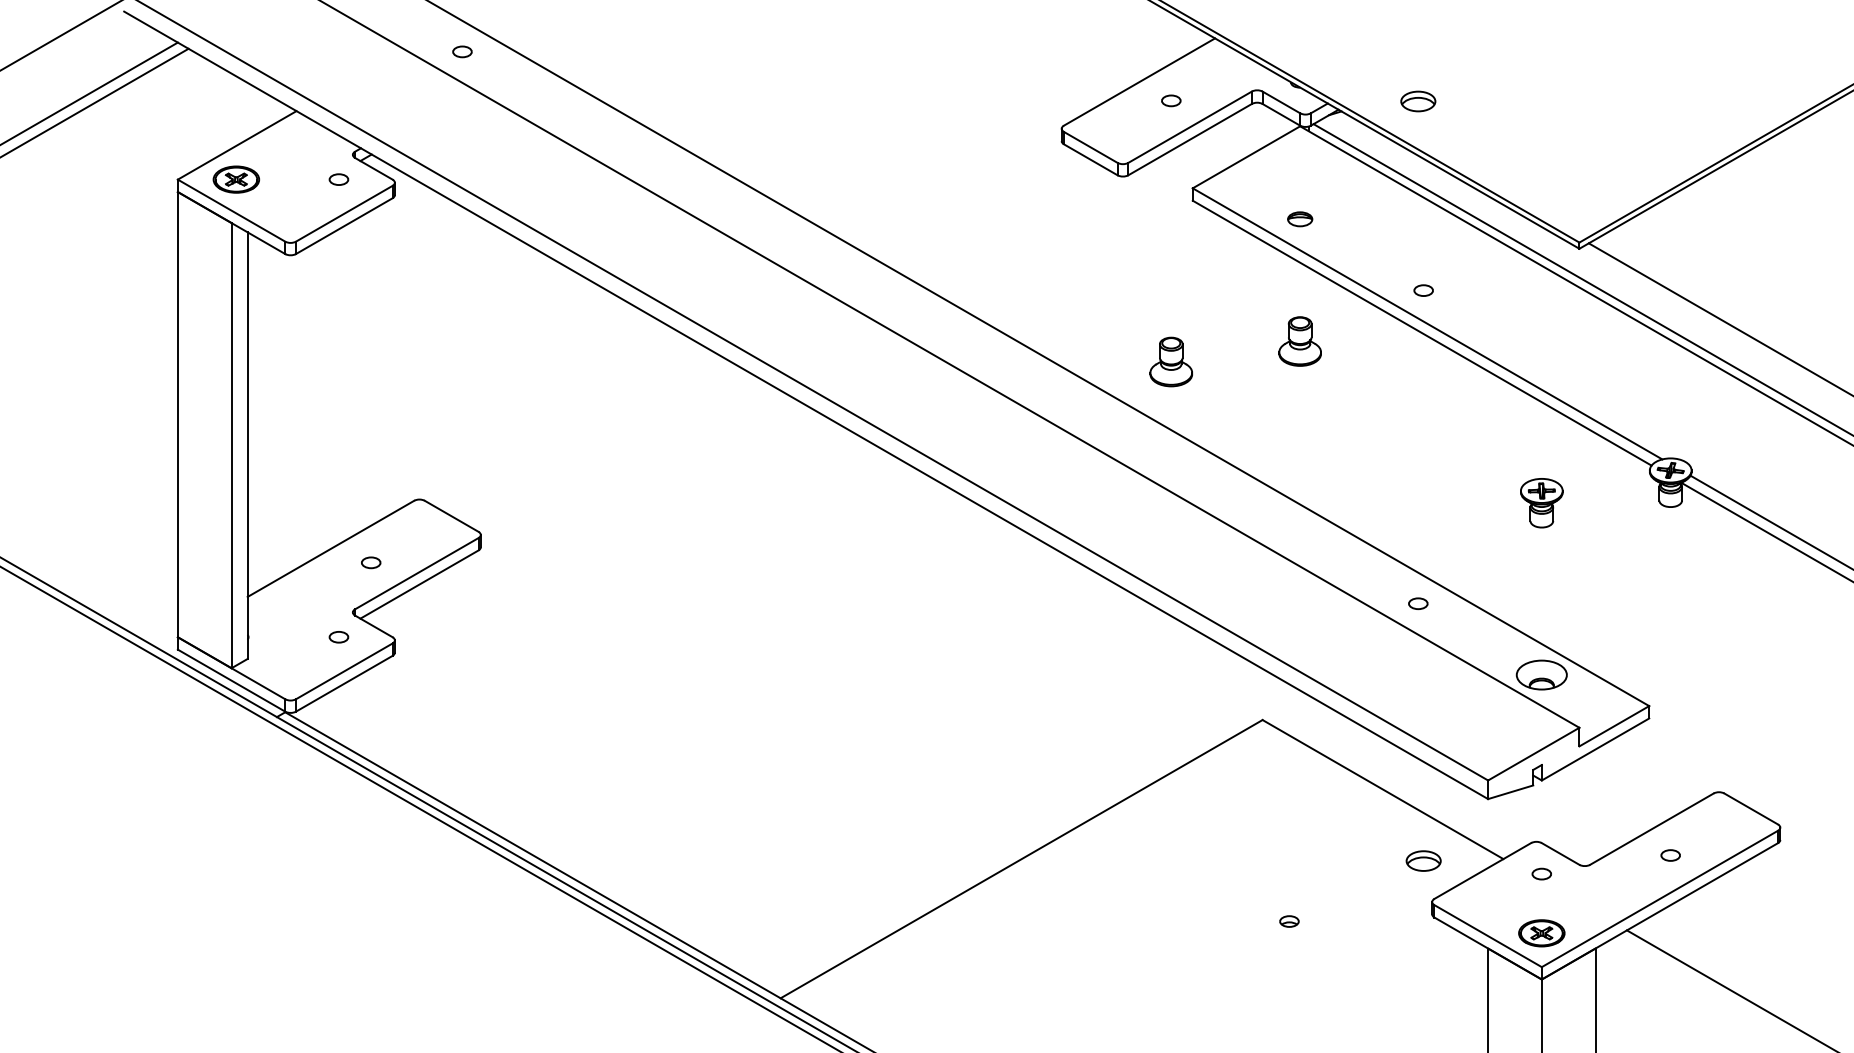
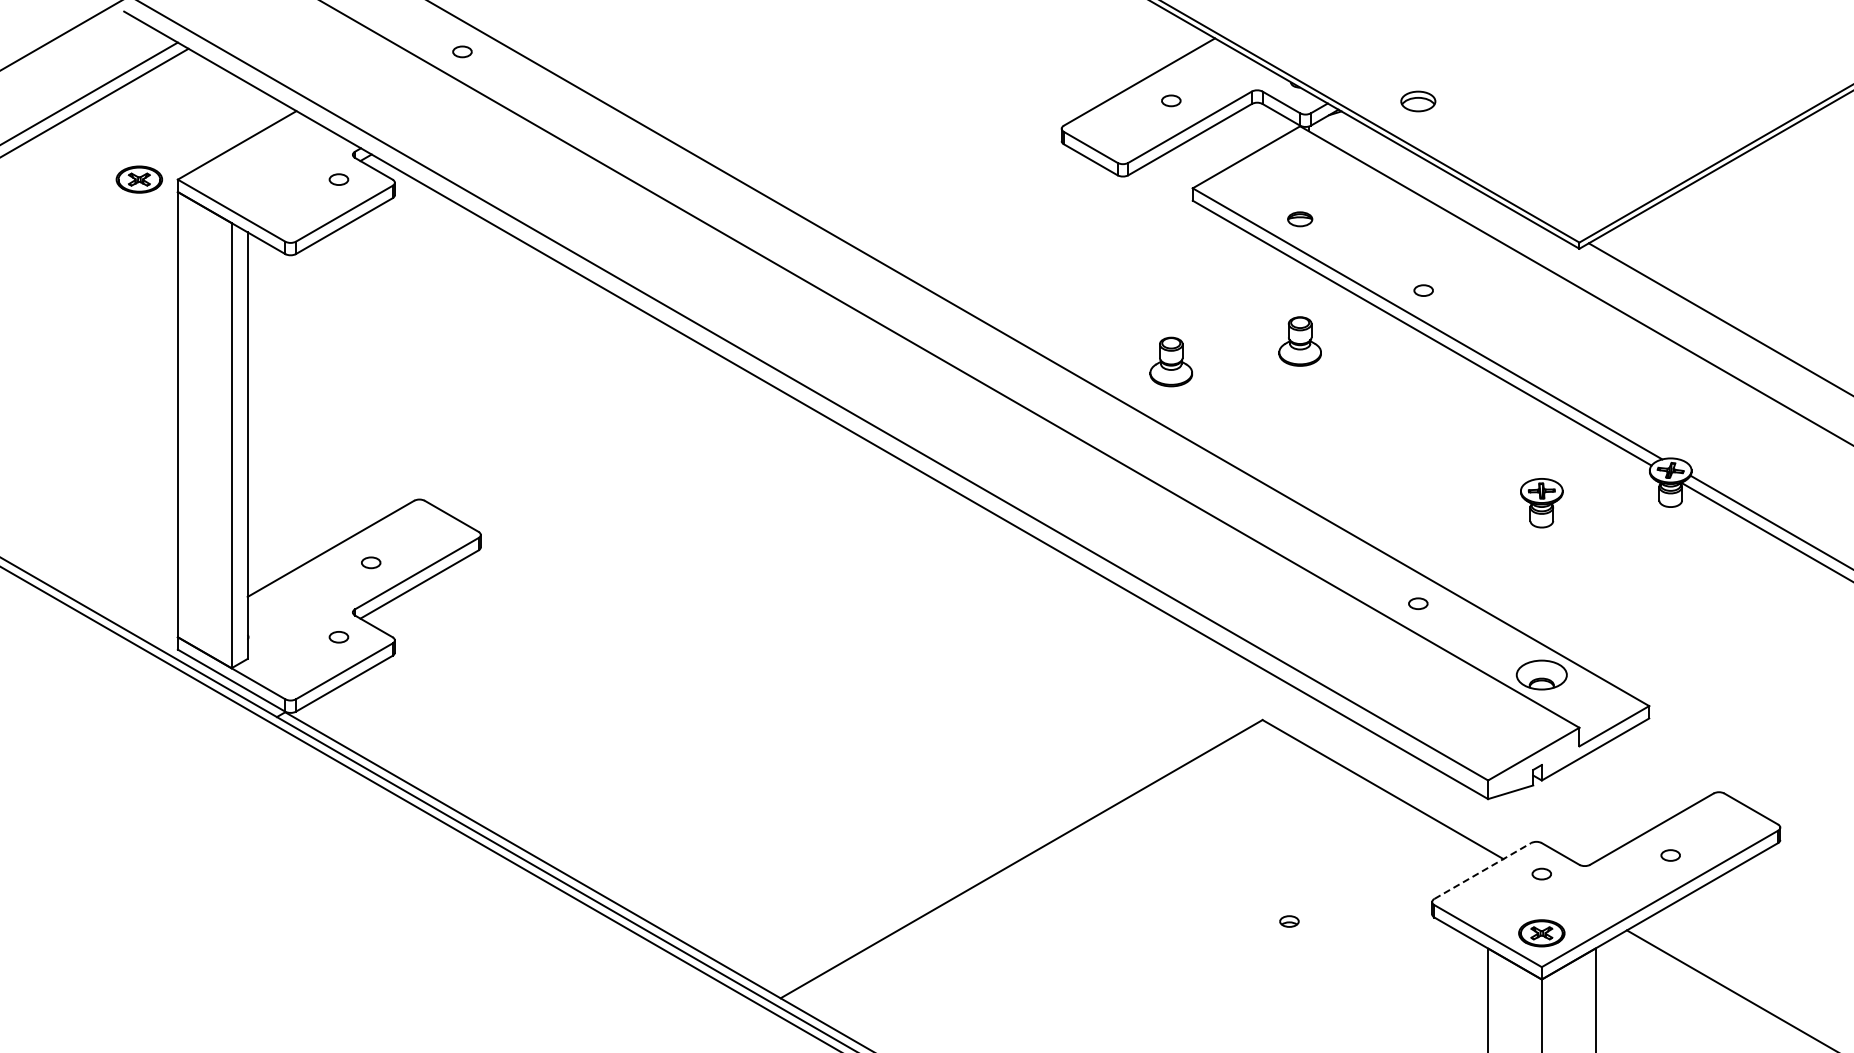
part position: (236, 179) -> (139, 179) (139, 179)
line: present -> none (1581, 279)
part: present -> none (1423, 860)
line: solid -> dashed (1482, 871)
